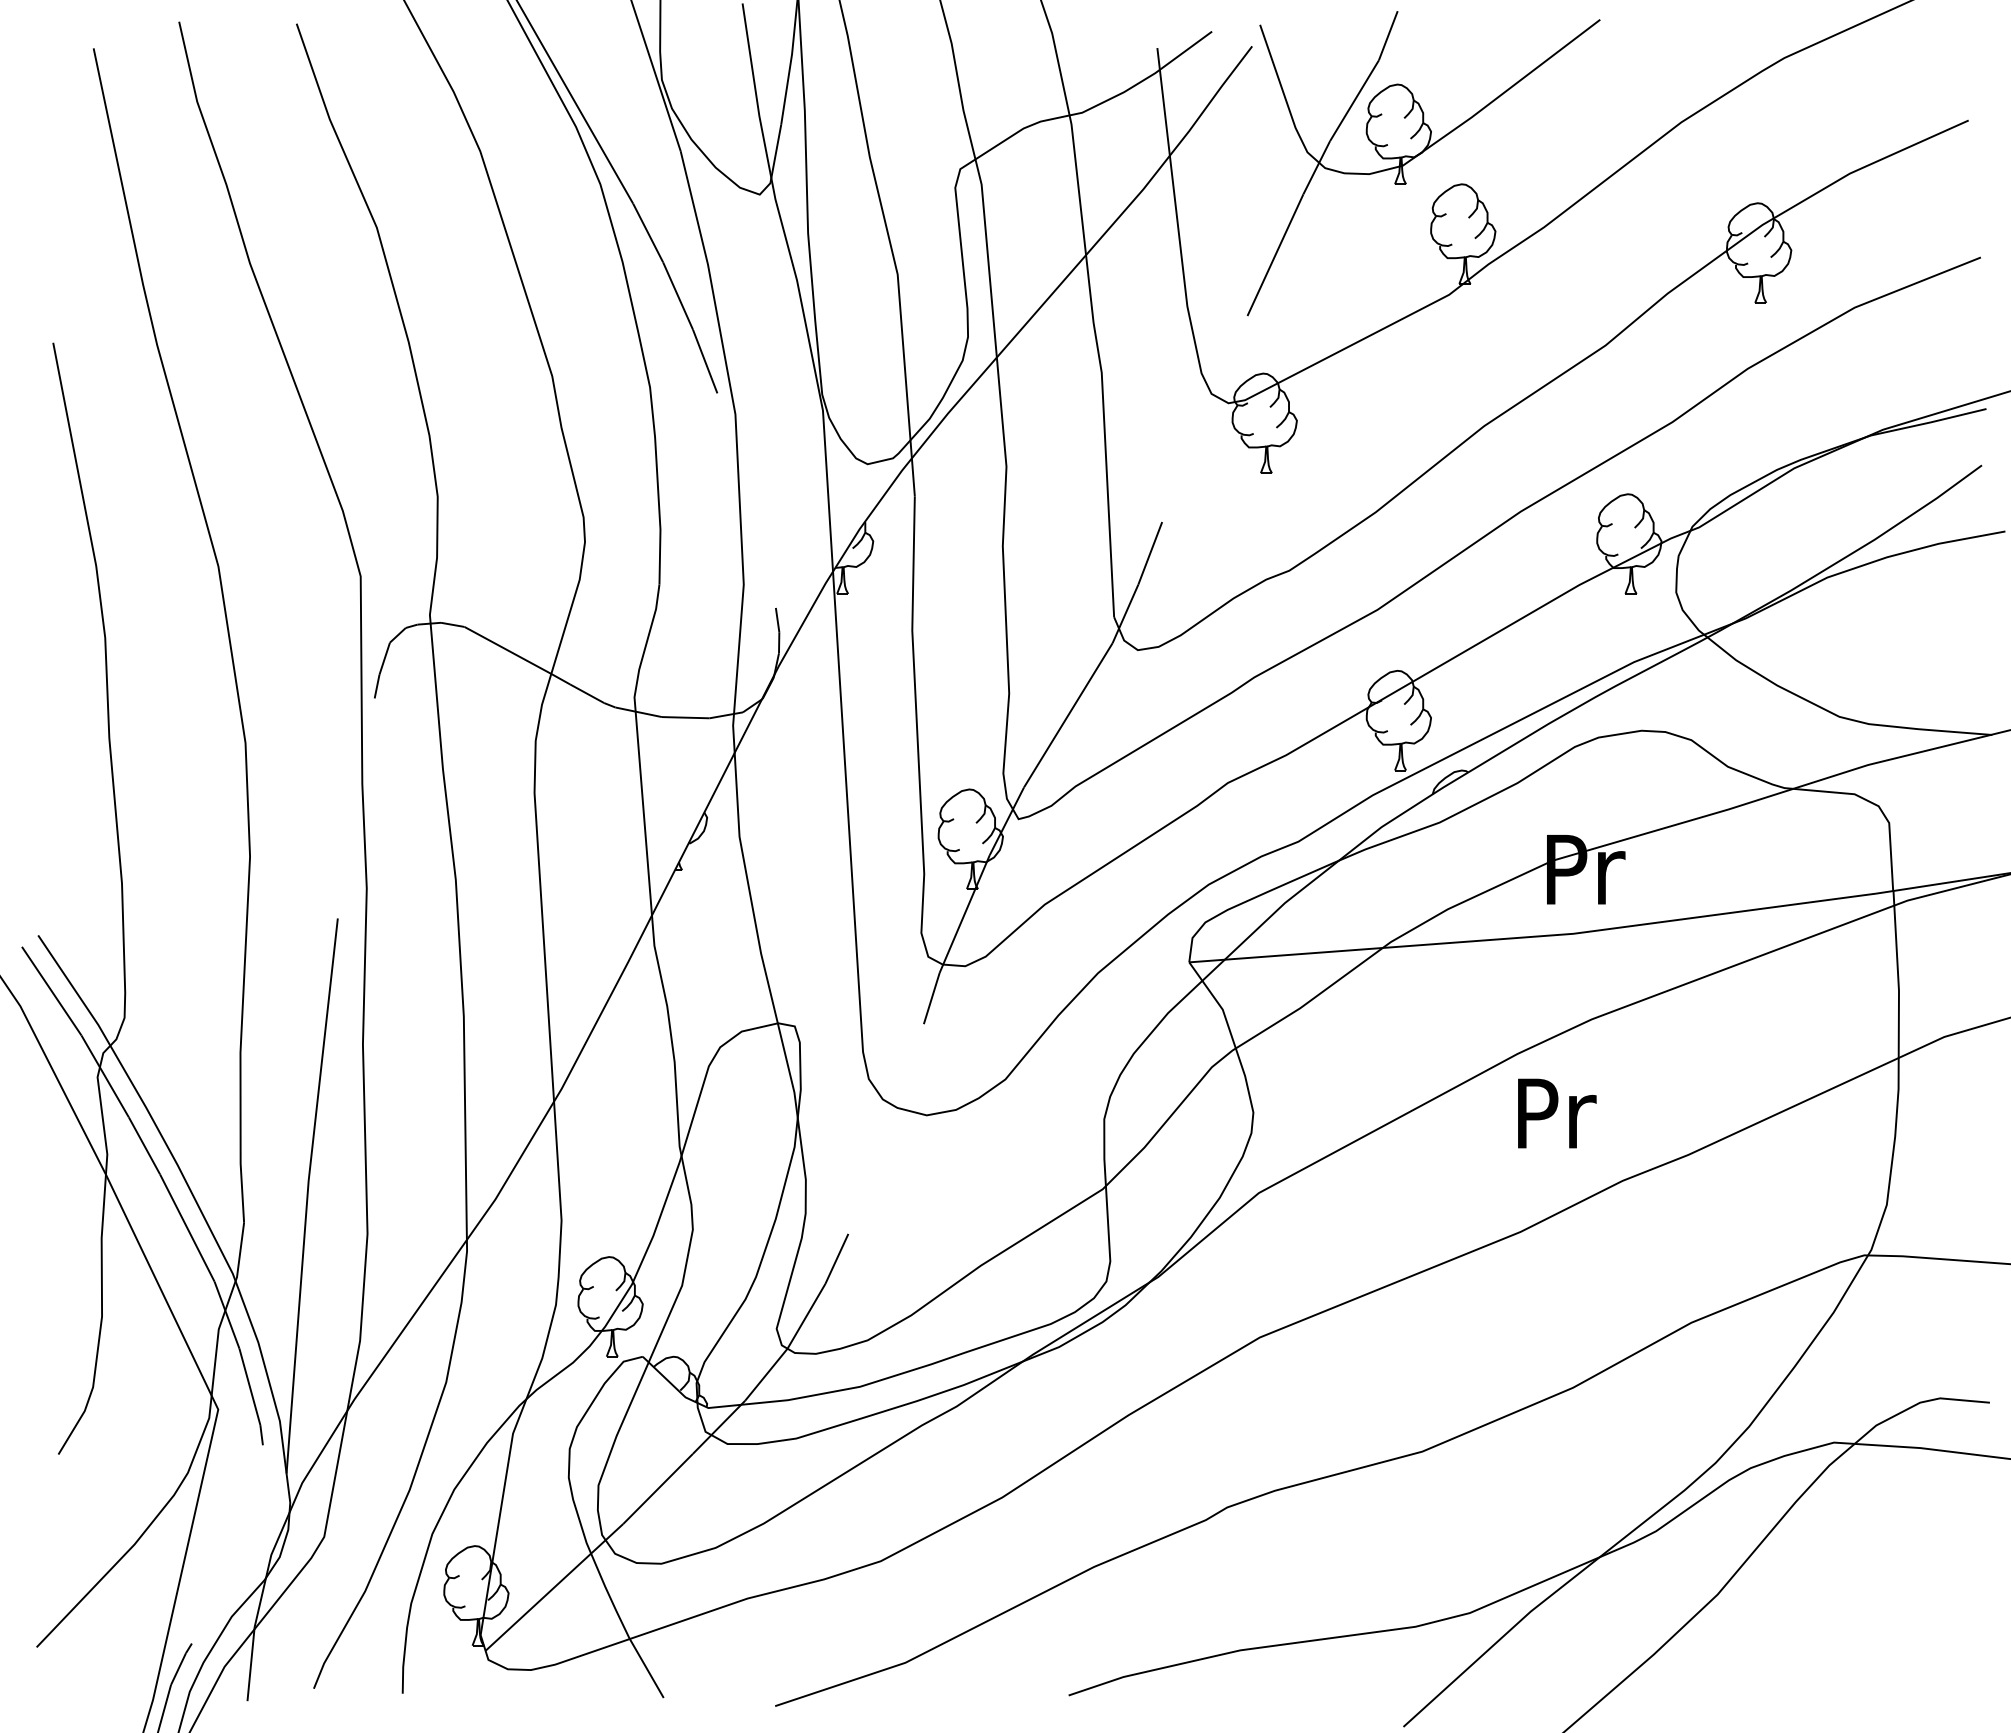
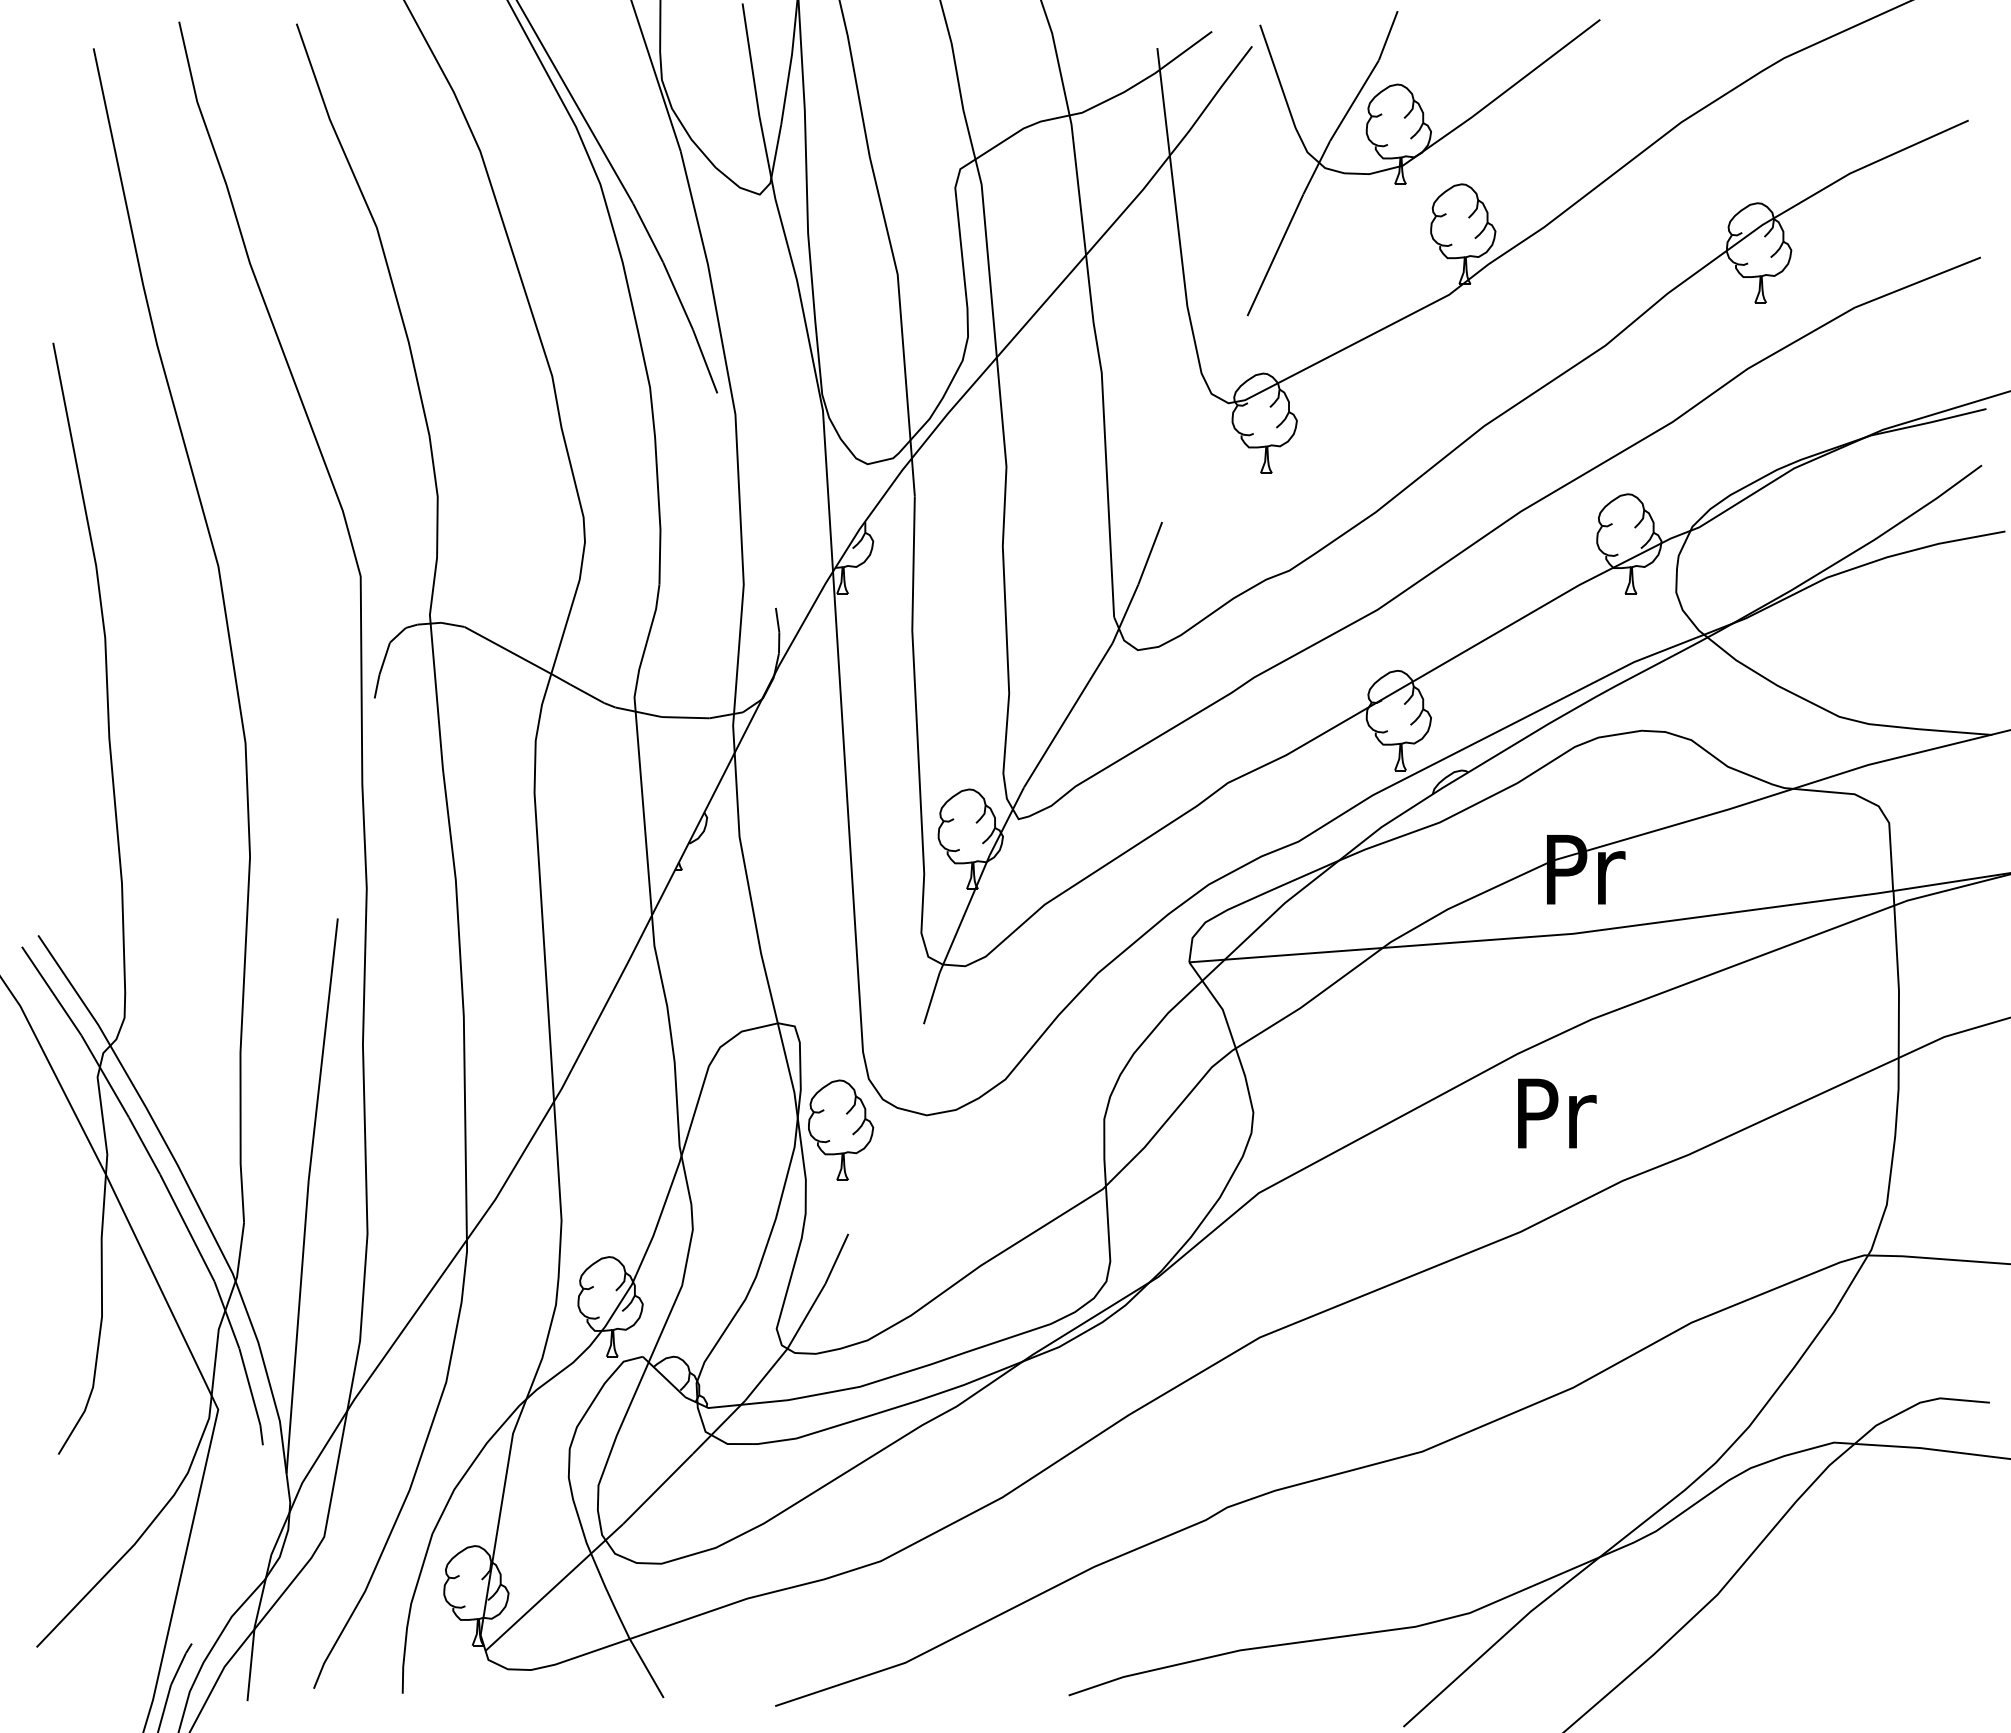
part: none -> present (841, 1129)
